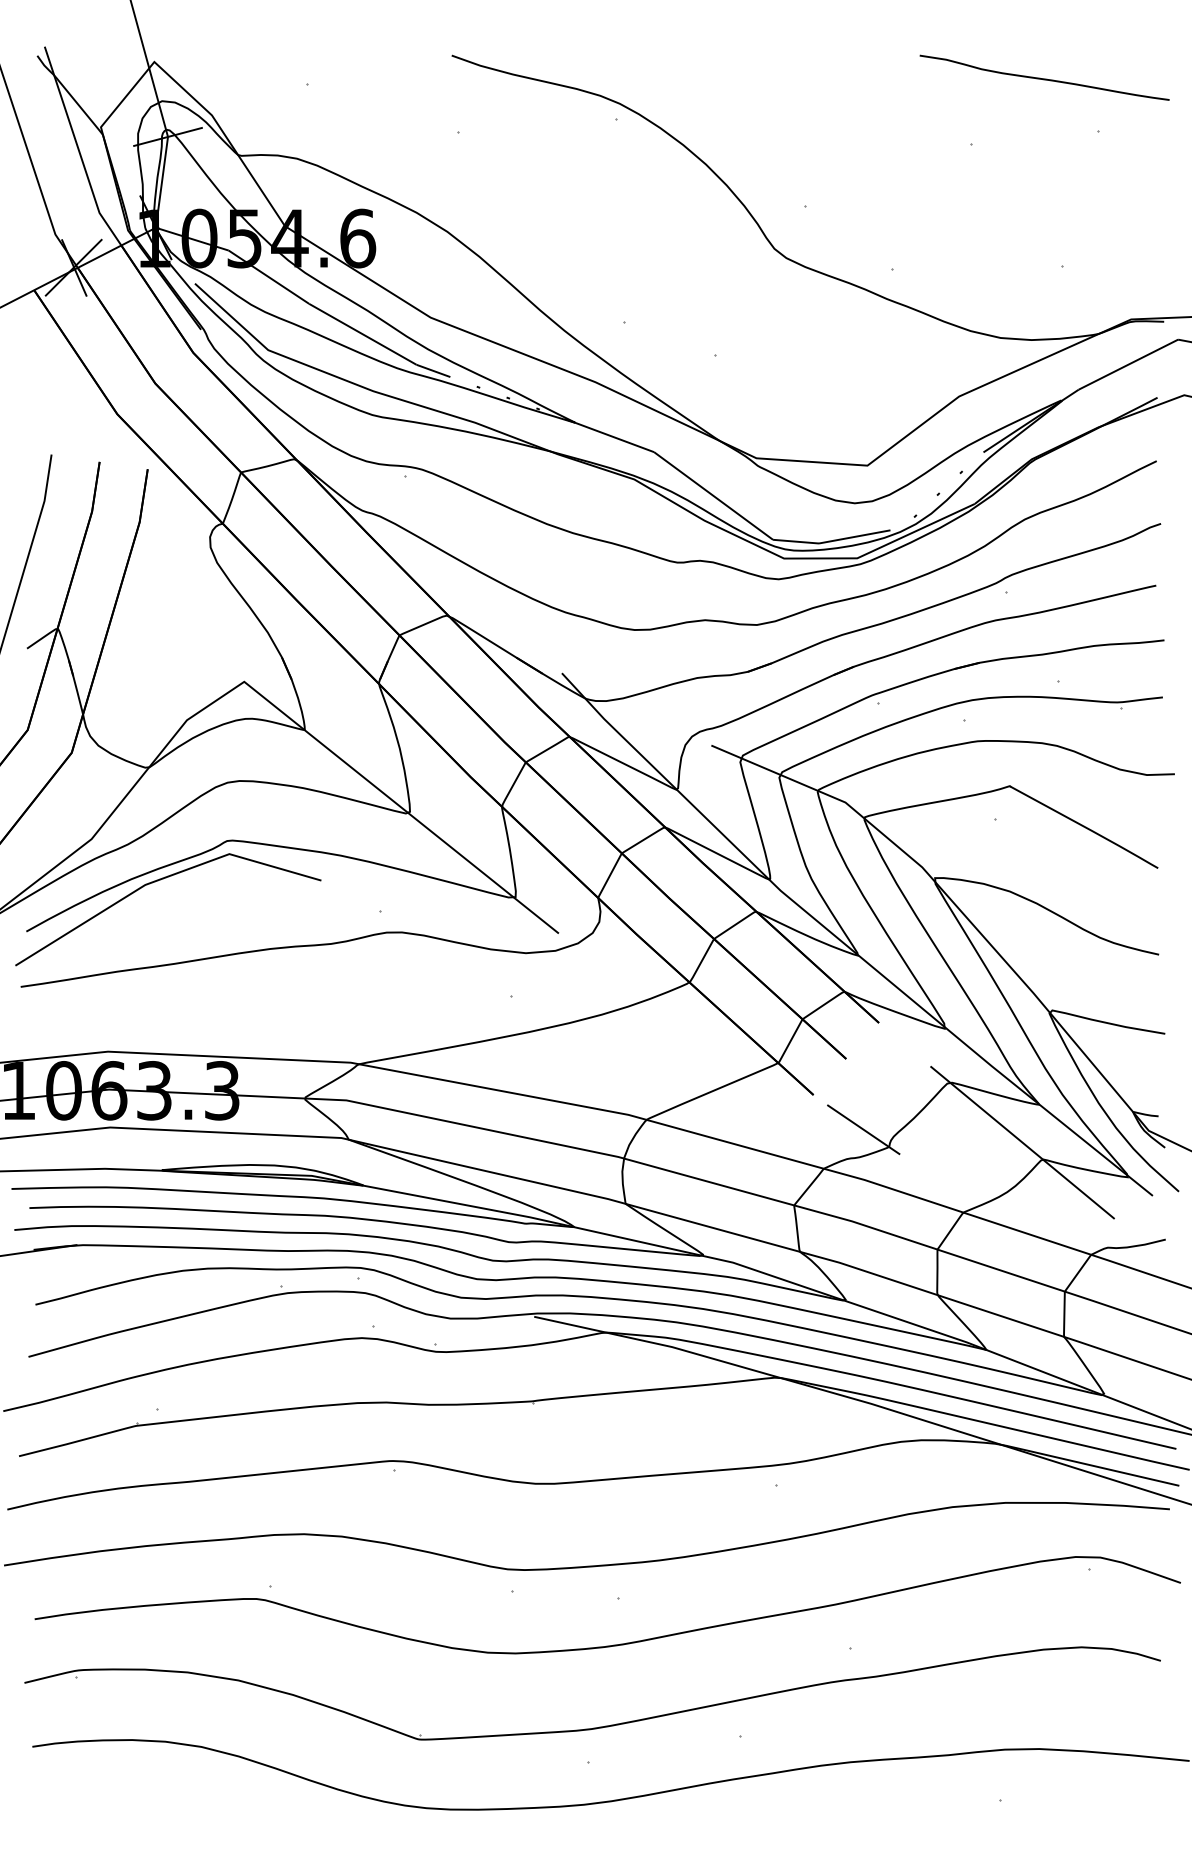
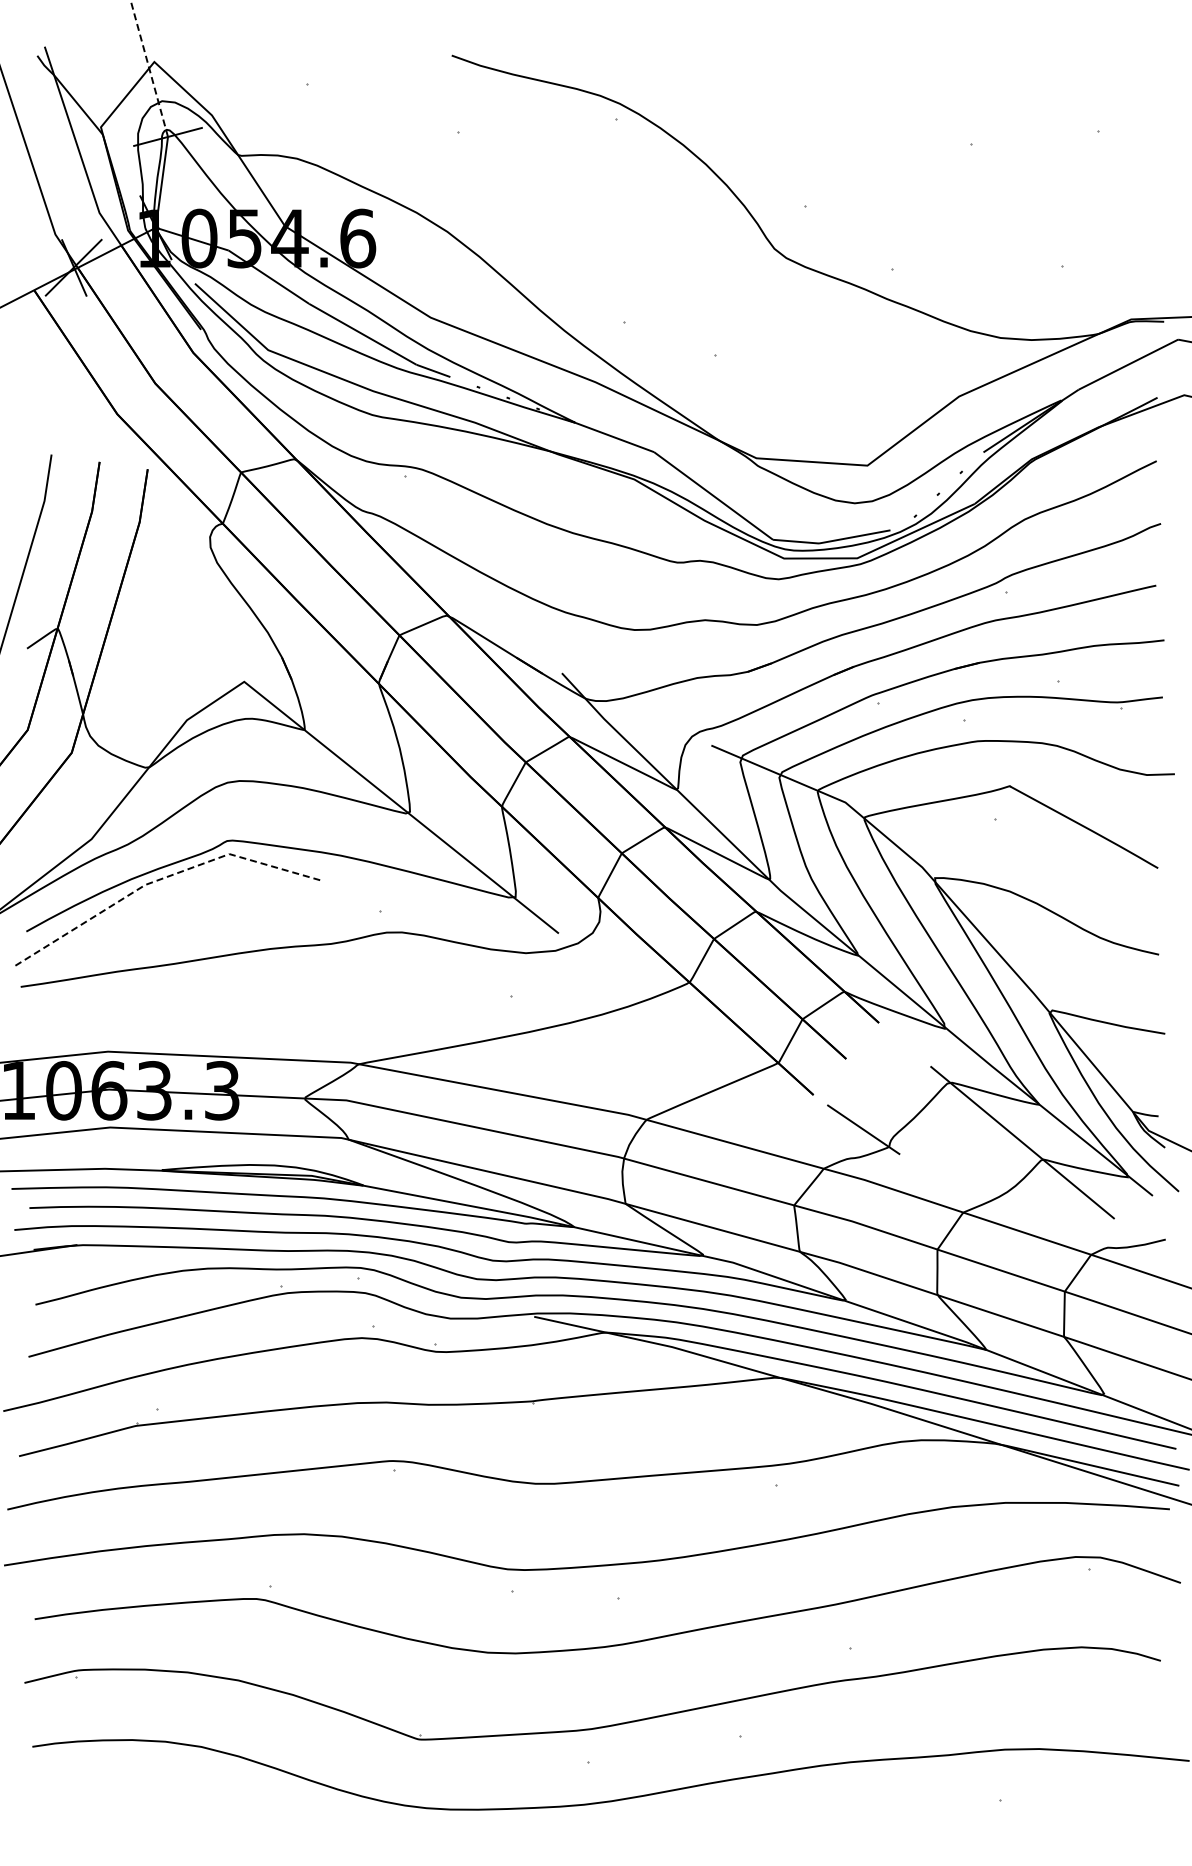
line: solid -> dashed (149, 68)
curve: present -> none (1044, 78)
line: solid -> dashed (161, 879)
